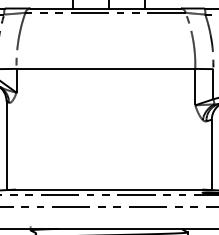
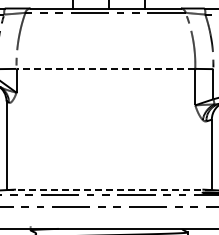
line: solid -> dashed (105, 68)
line: solid -> dashed (109, 189)
